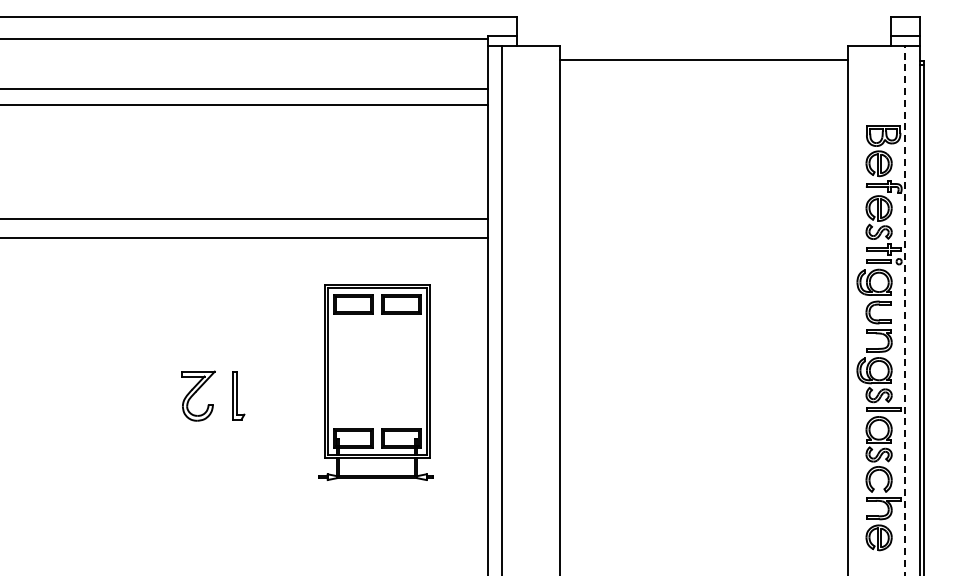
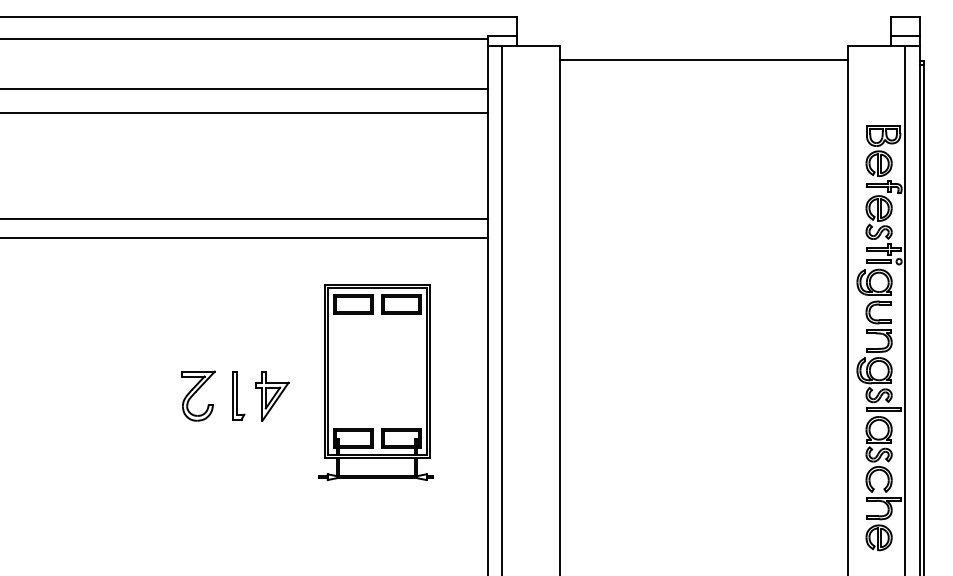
line position: (244, 104) -> (244, 112) (244, 112)
line: dashed -> solid (905, 310)
part: none -> present (272, 396)
